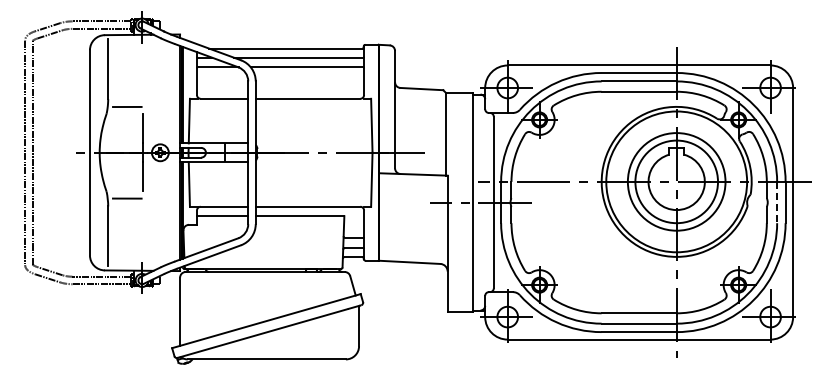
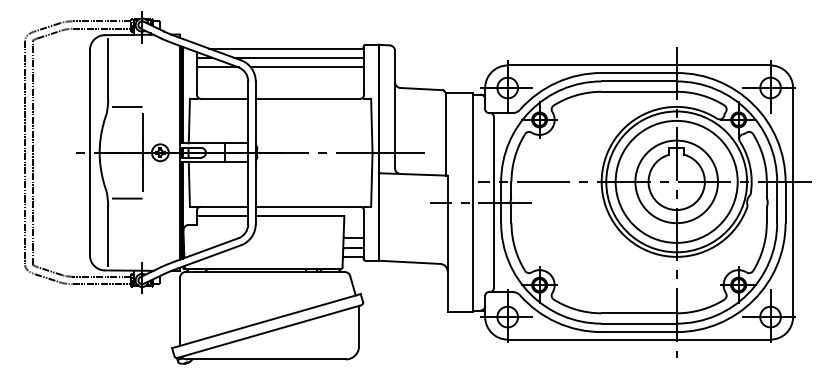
circle diameter: 98 px -> 122 px (676, 181)
line: dashed -> solid (777, 202)
